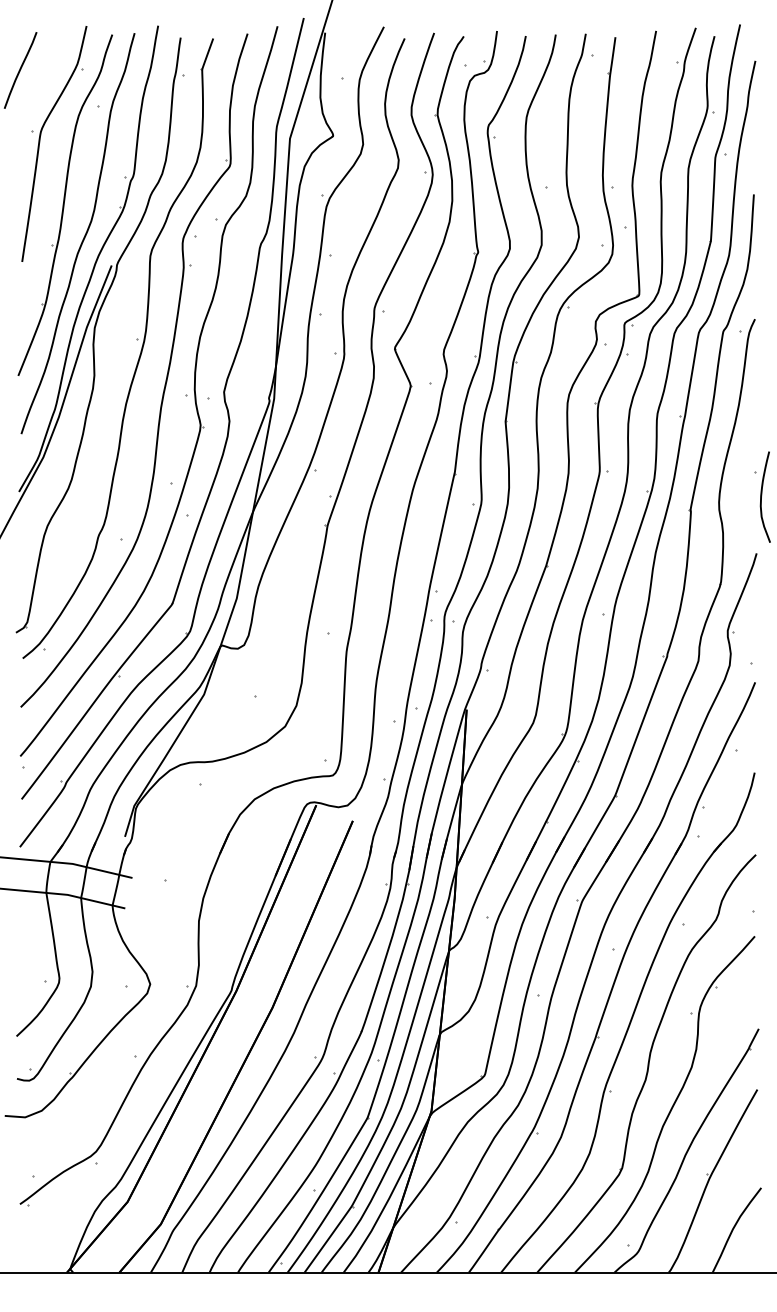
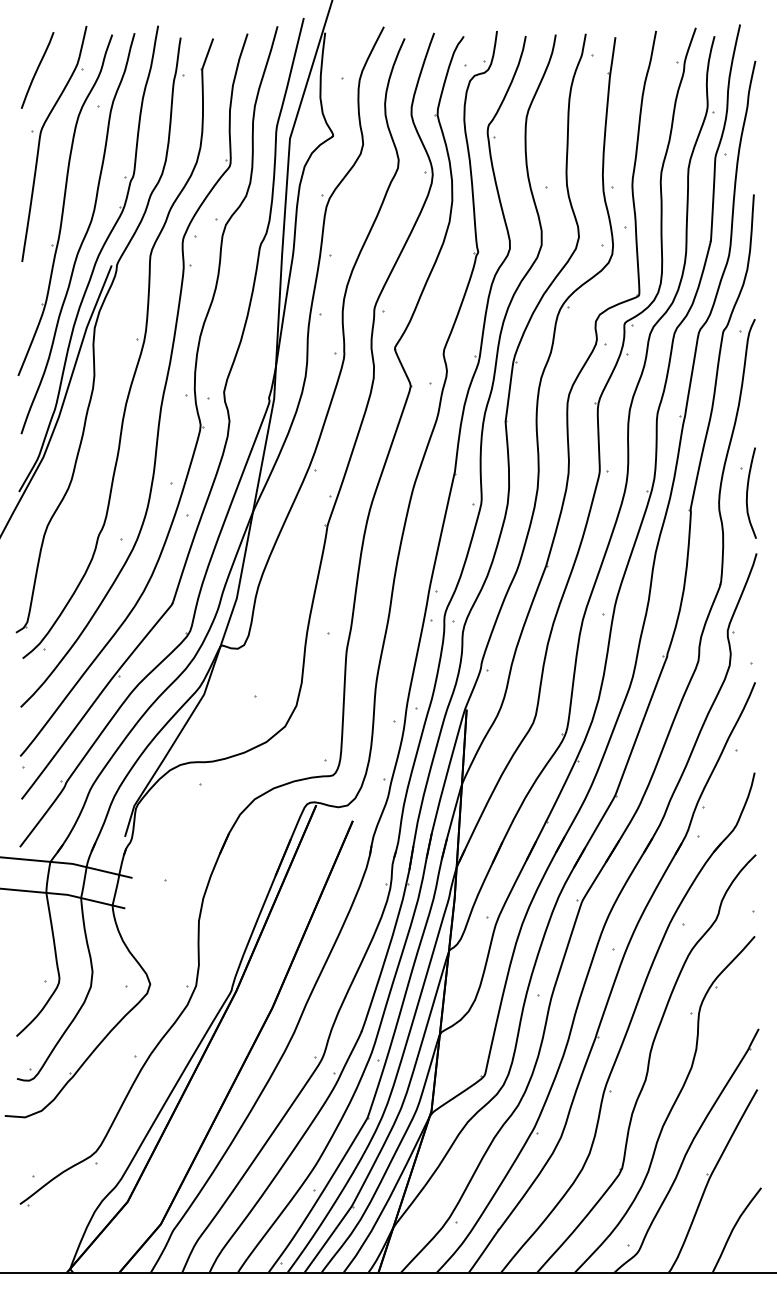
curve position: (20, 70) -> (37, 70) (37, 70)
part position: (762, 496) -> (748, 492) (748, 492)
